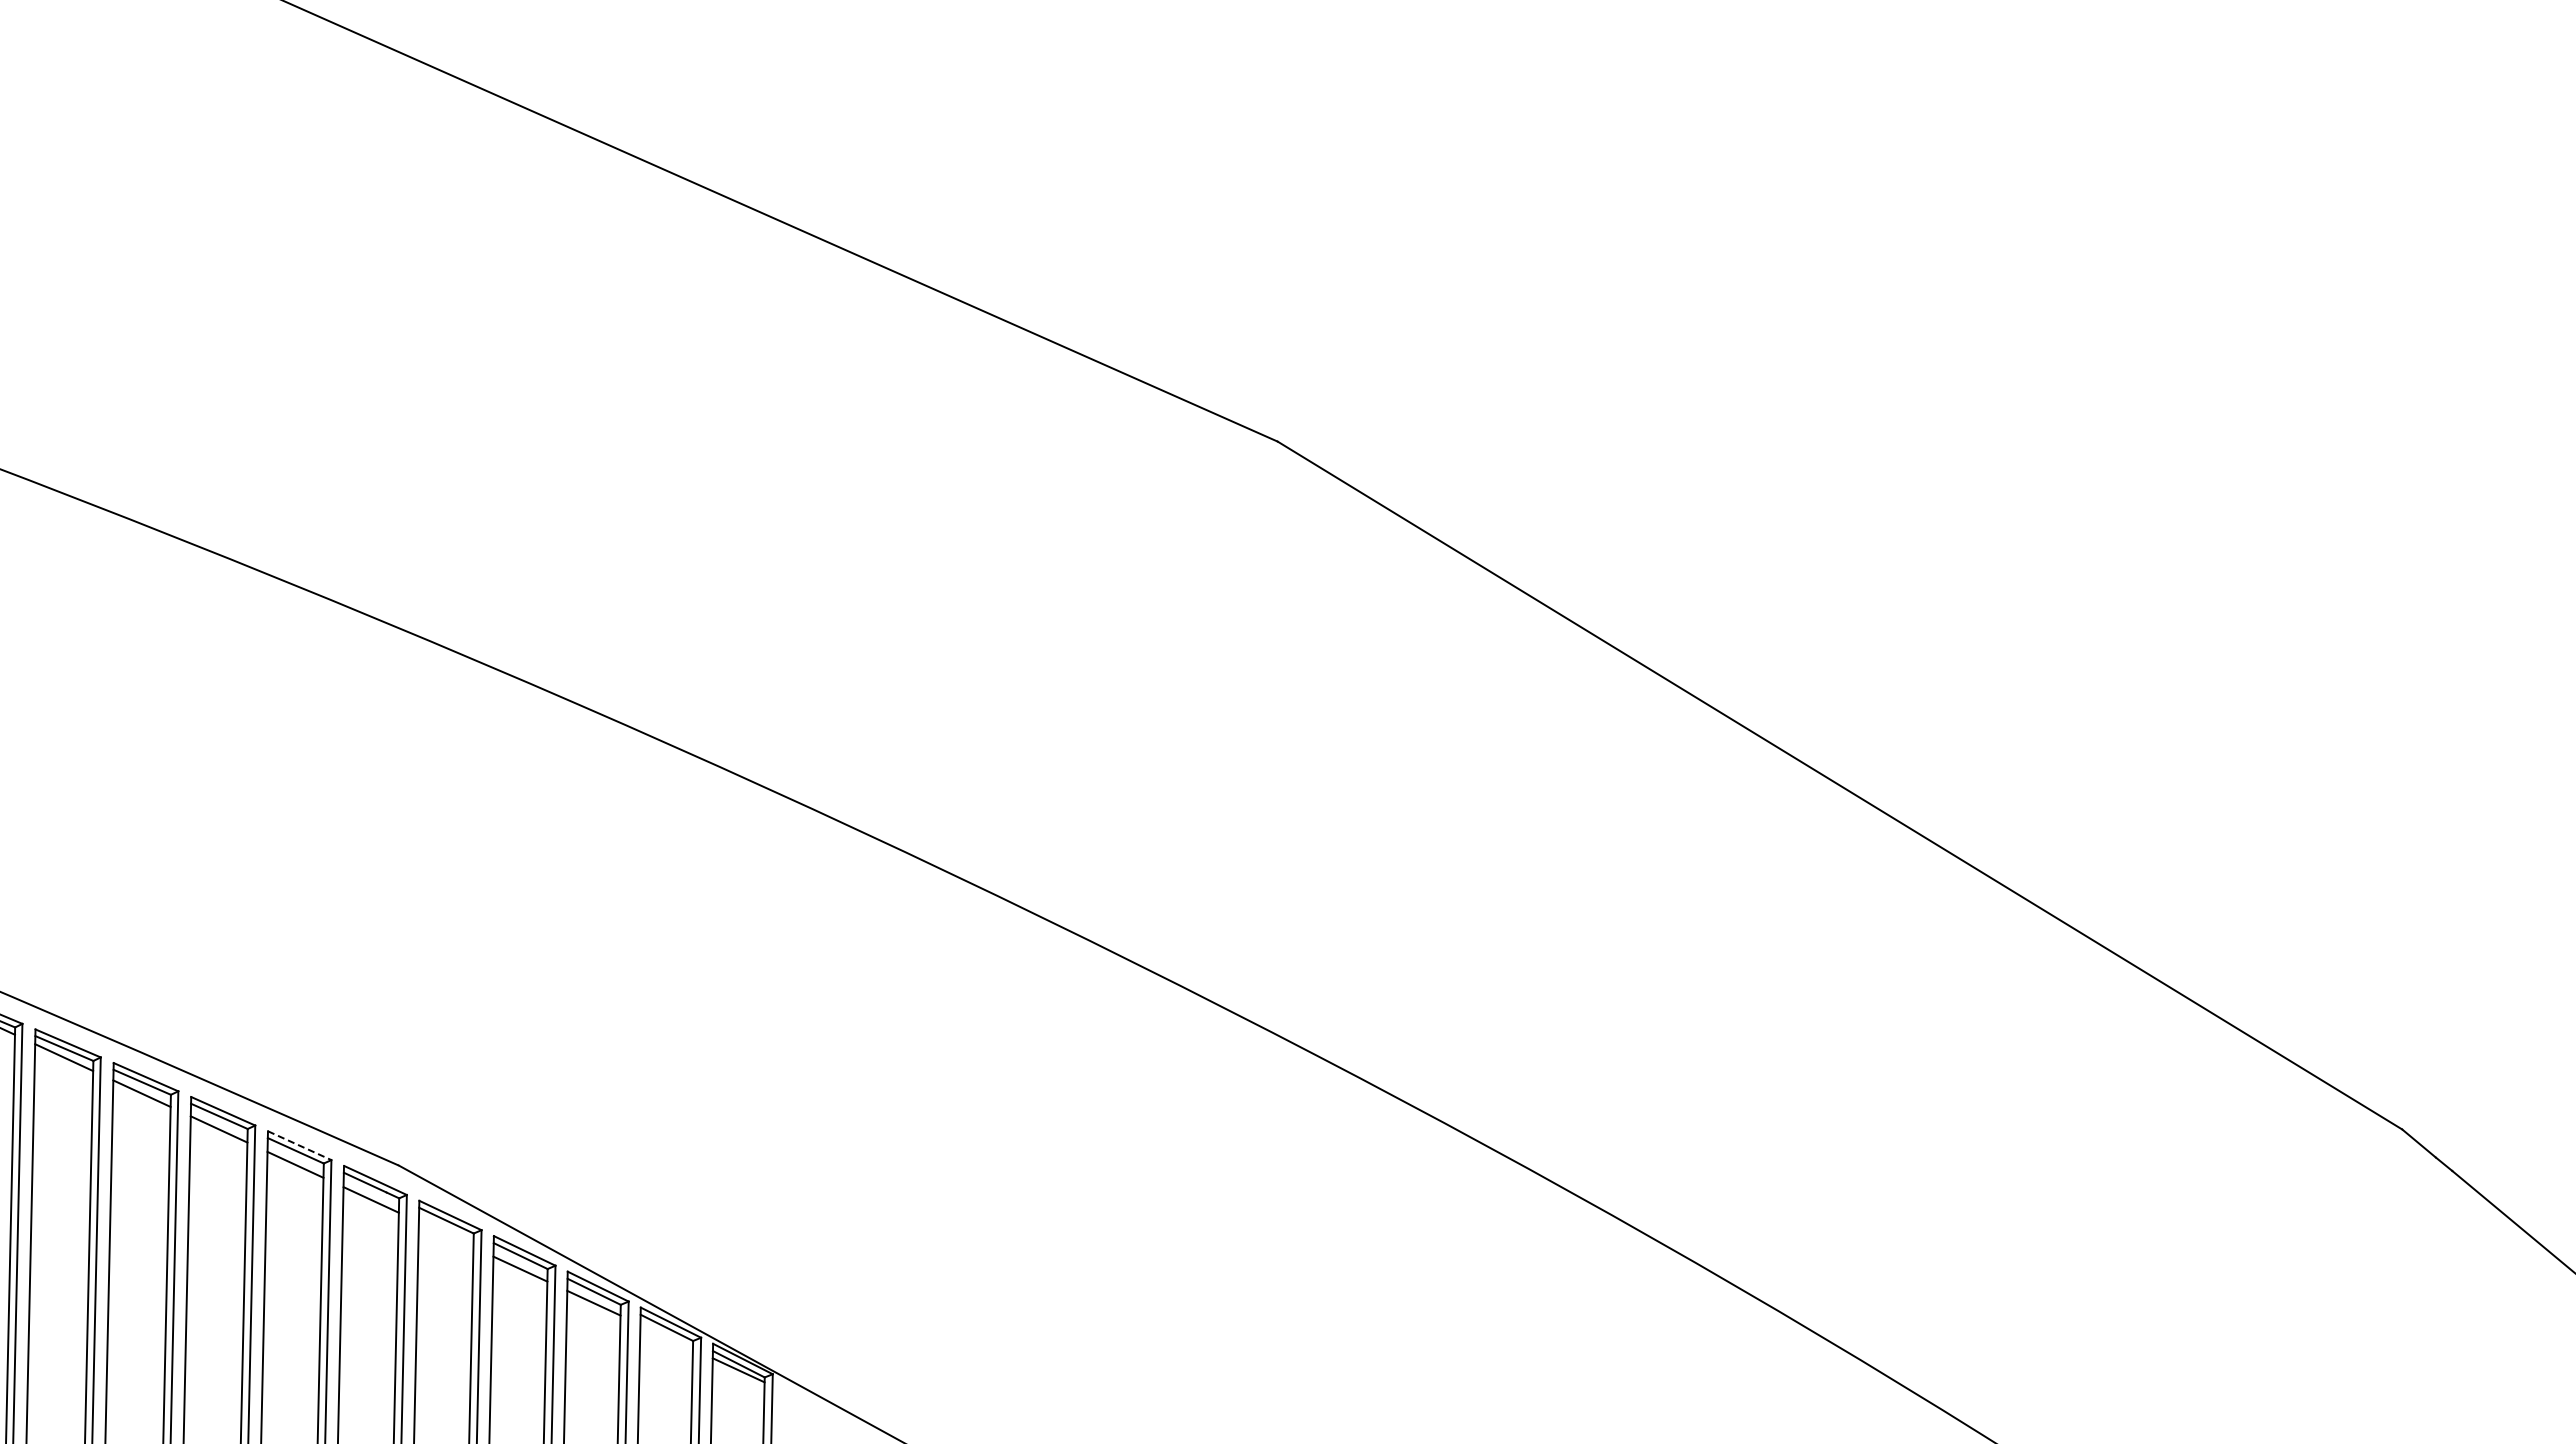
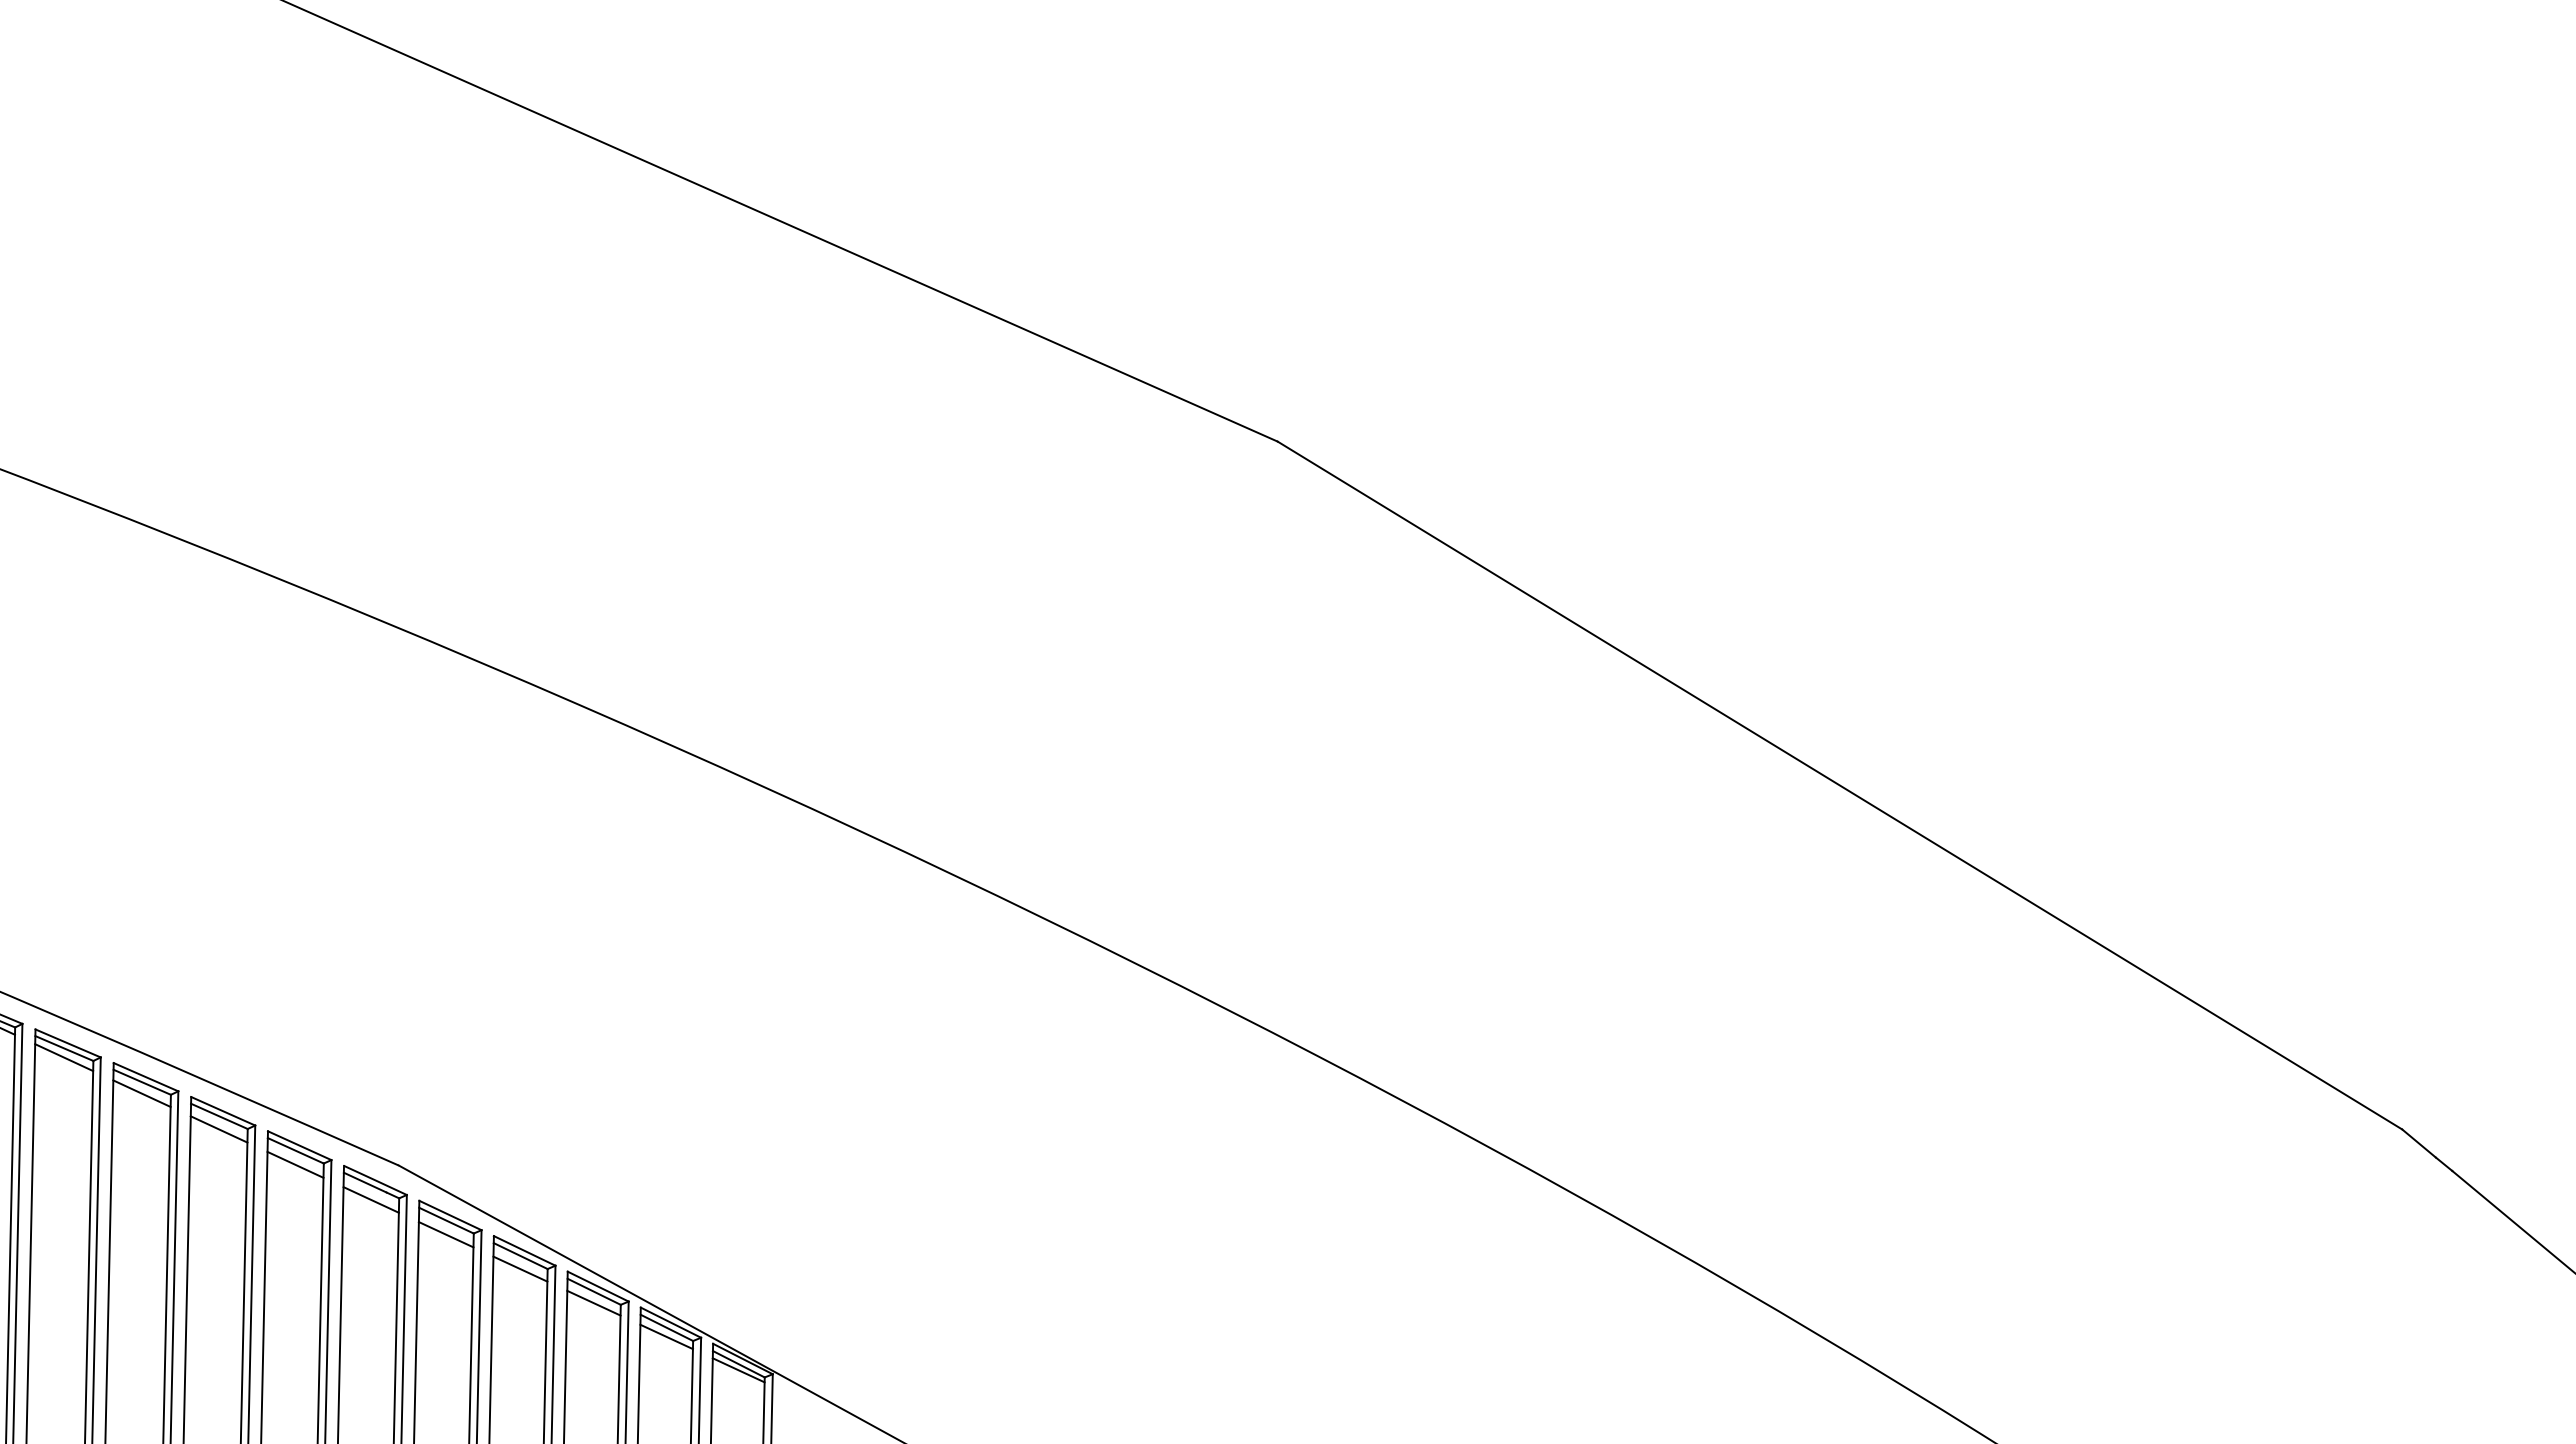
line: dashed -> solid (299, 1145)
line: none -> present (445, 1234)
line: none -> present (666, 1336)
